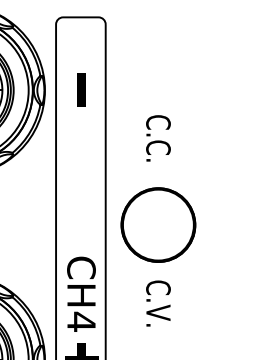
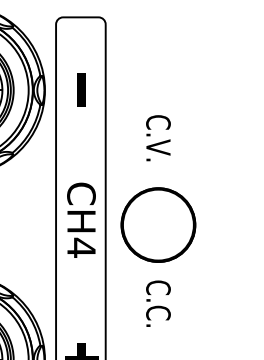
text: C.C. -> C.V. (158, 150)
text position: (81, 293) -> (81, 219) (81, 219)
text: C.V. -> C.C. (158, 315)
